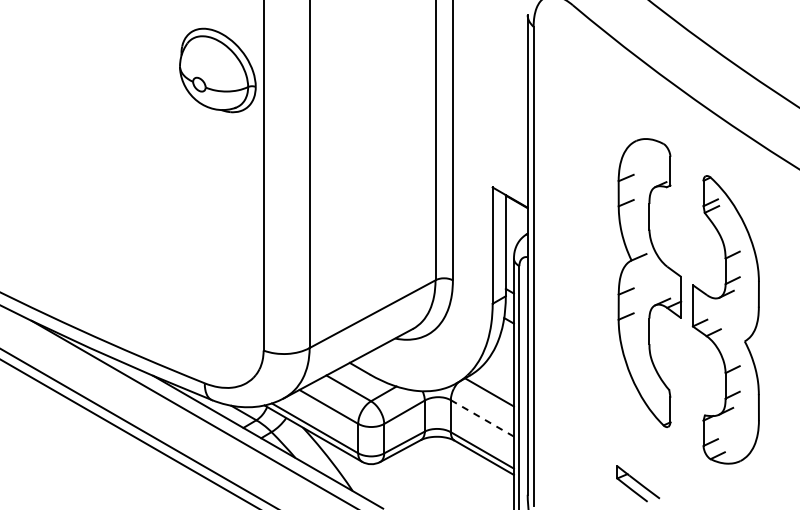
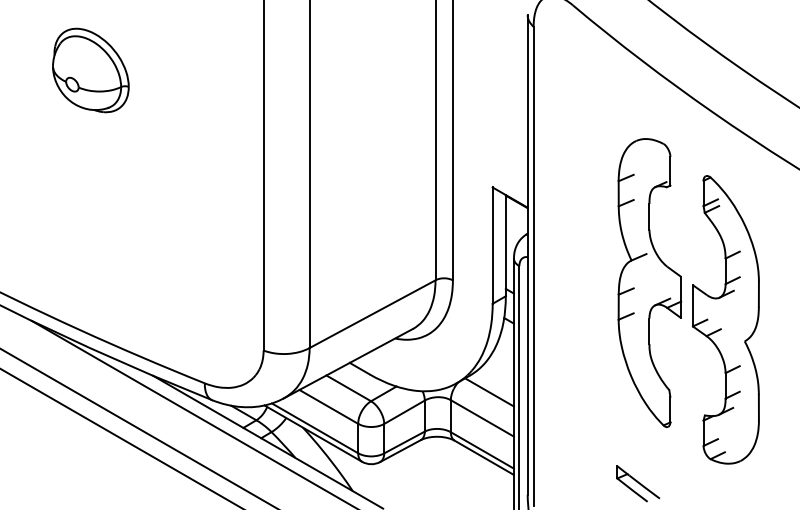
part position: (217, 70) -> (90, 70) (90, 70)
line: dashed -> solid (481, 418)
line position: (128, 433) -> (120, 437) (120, 437)
